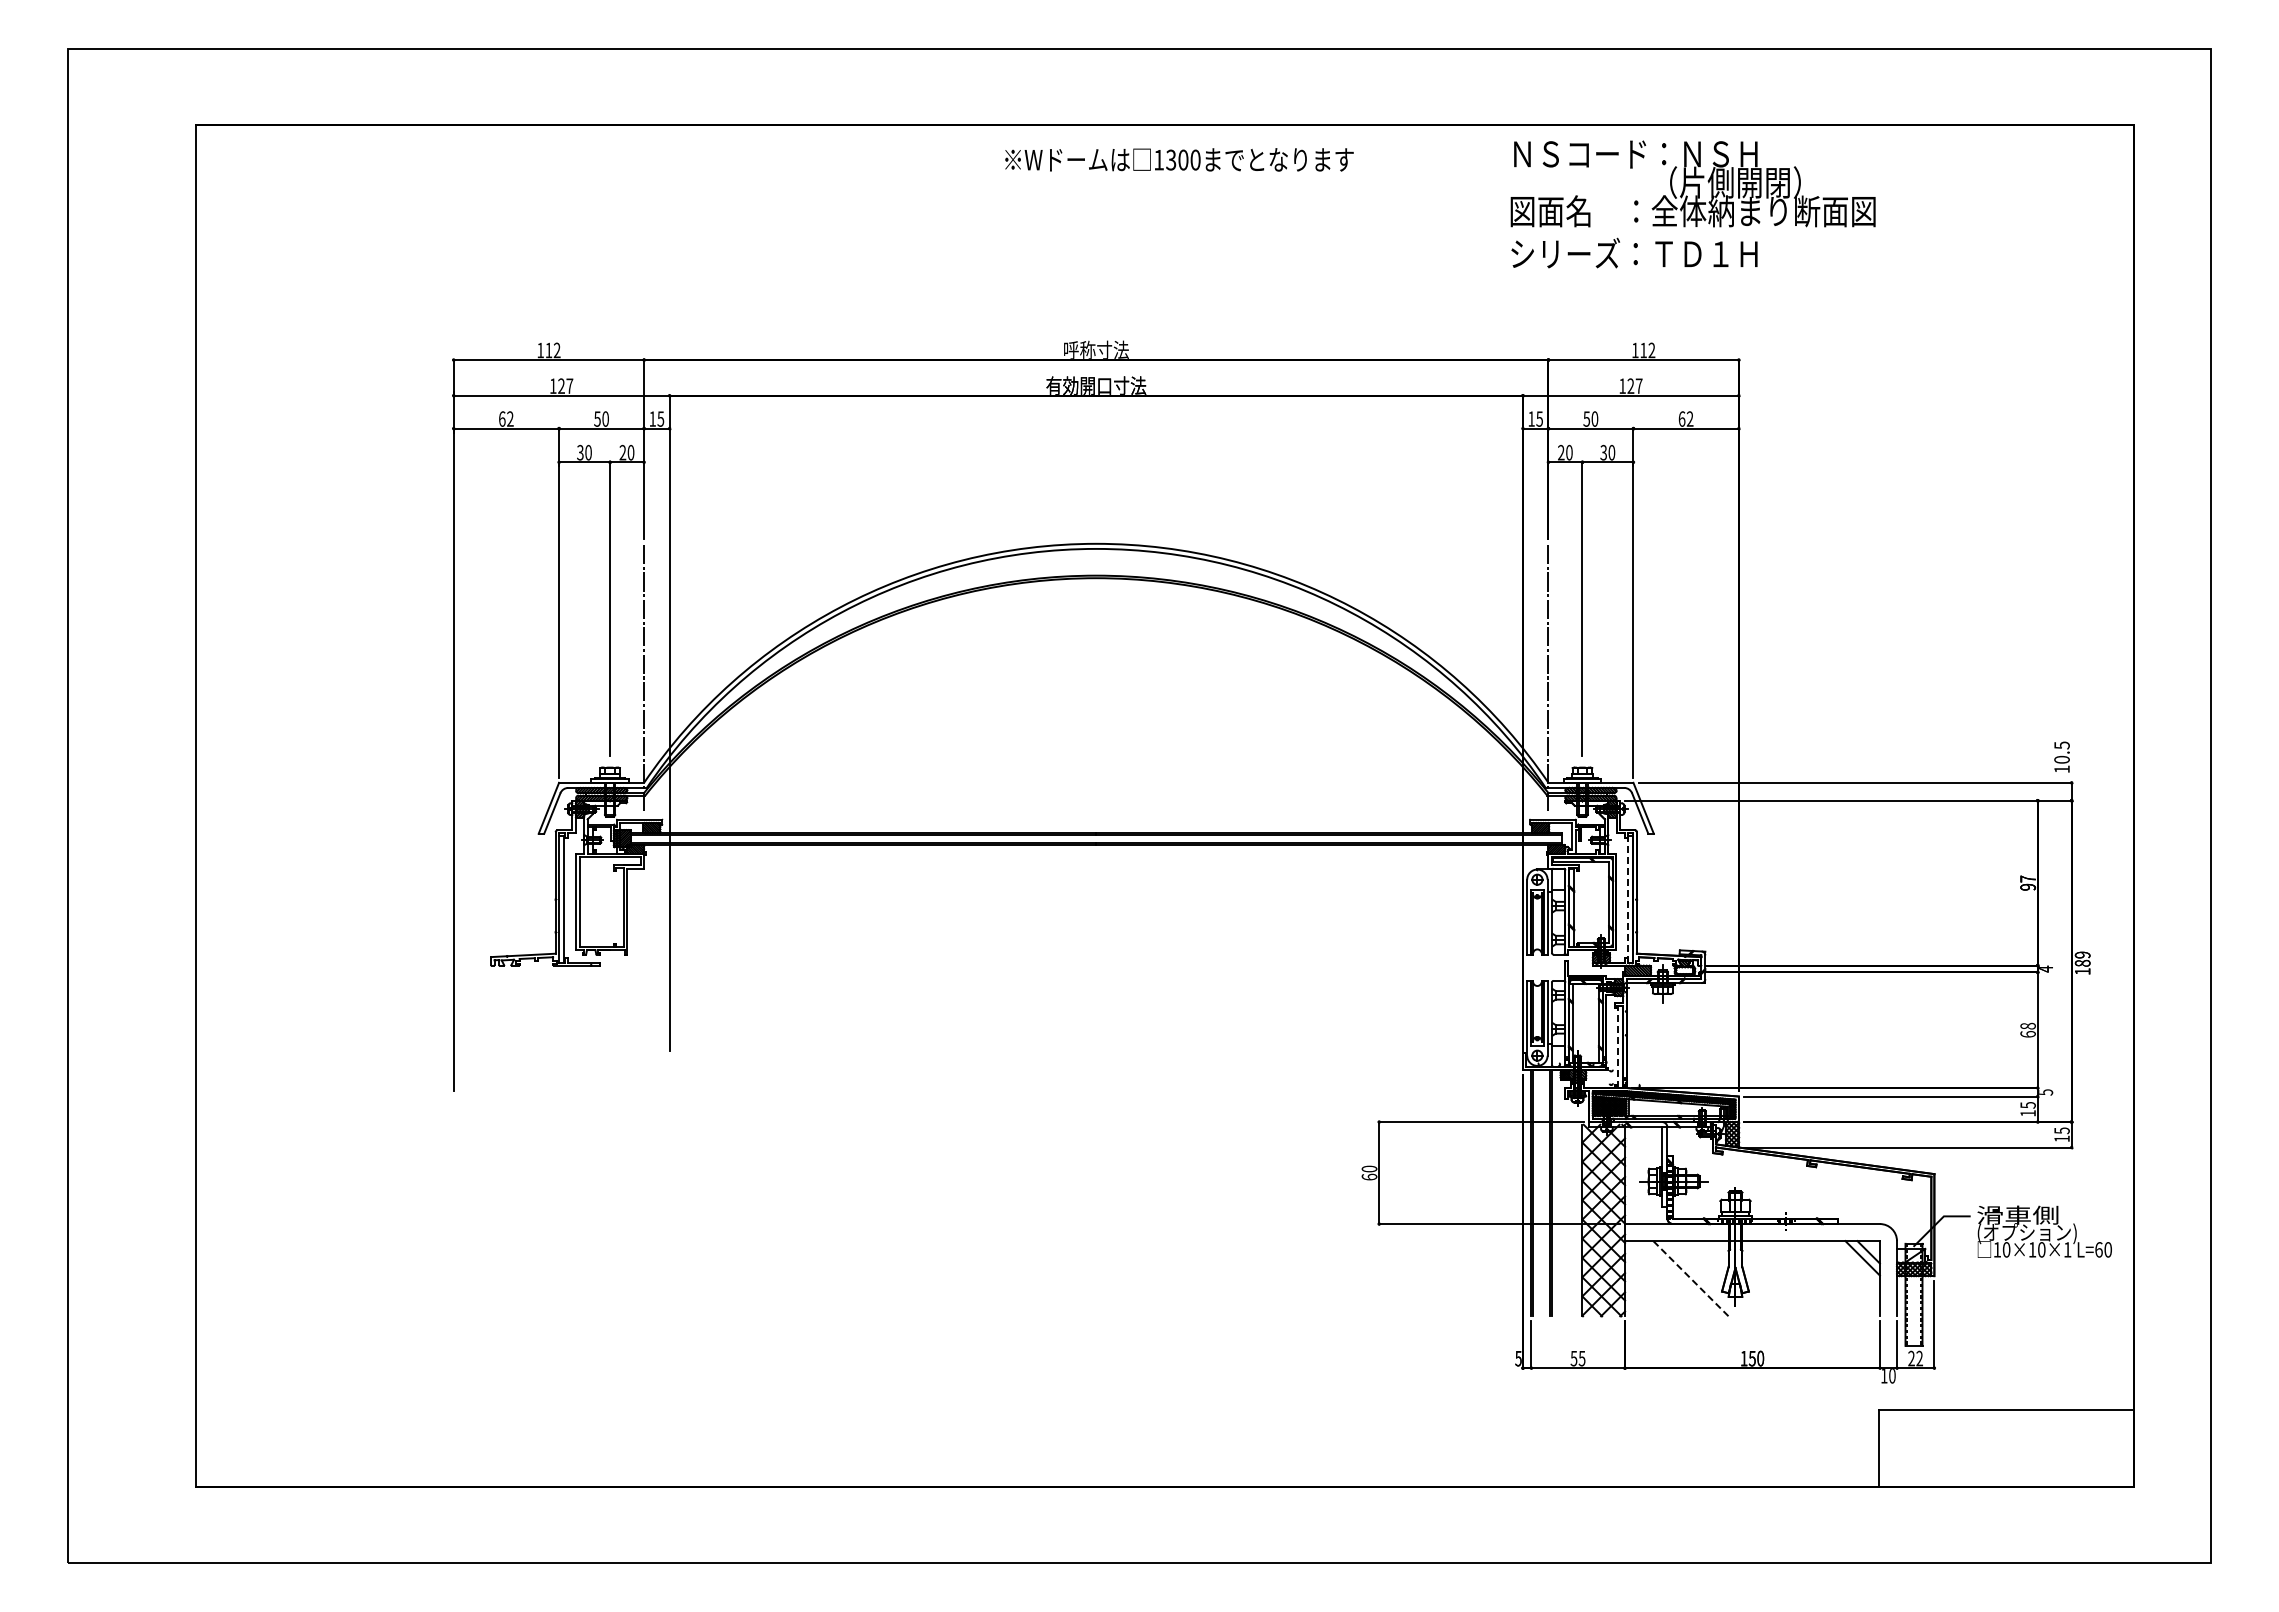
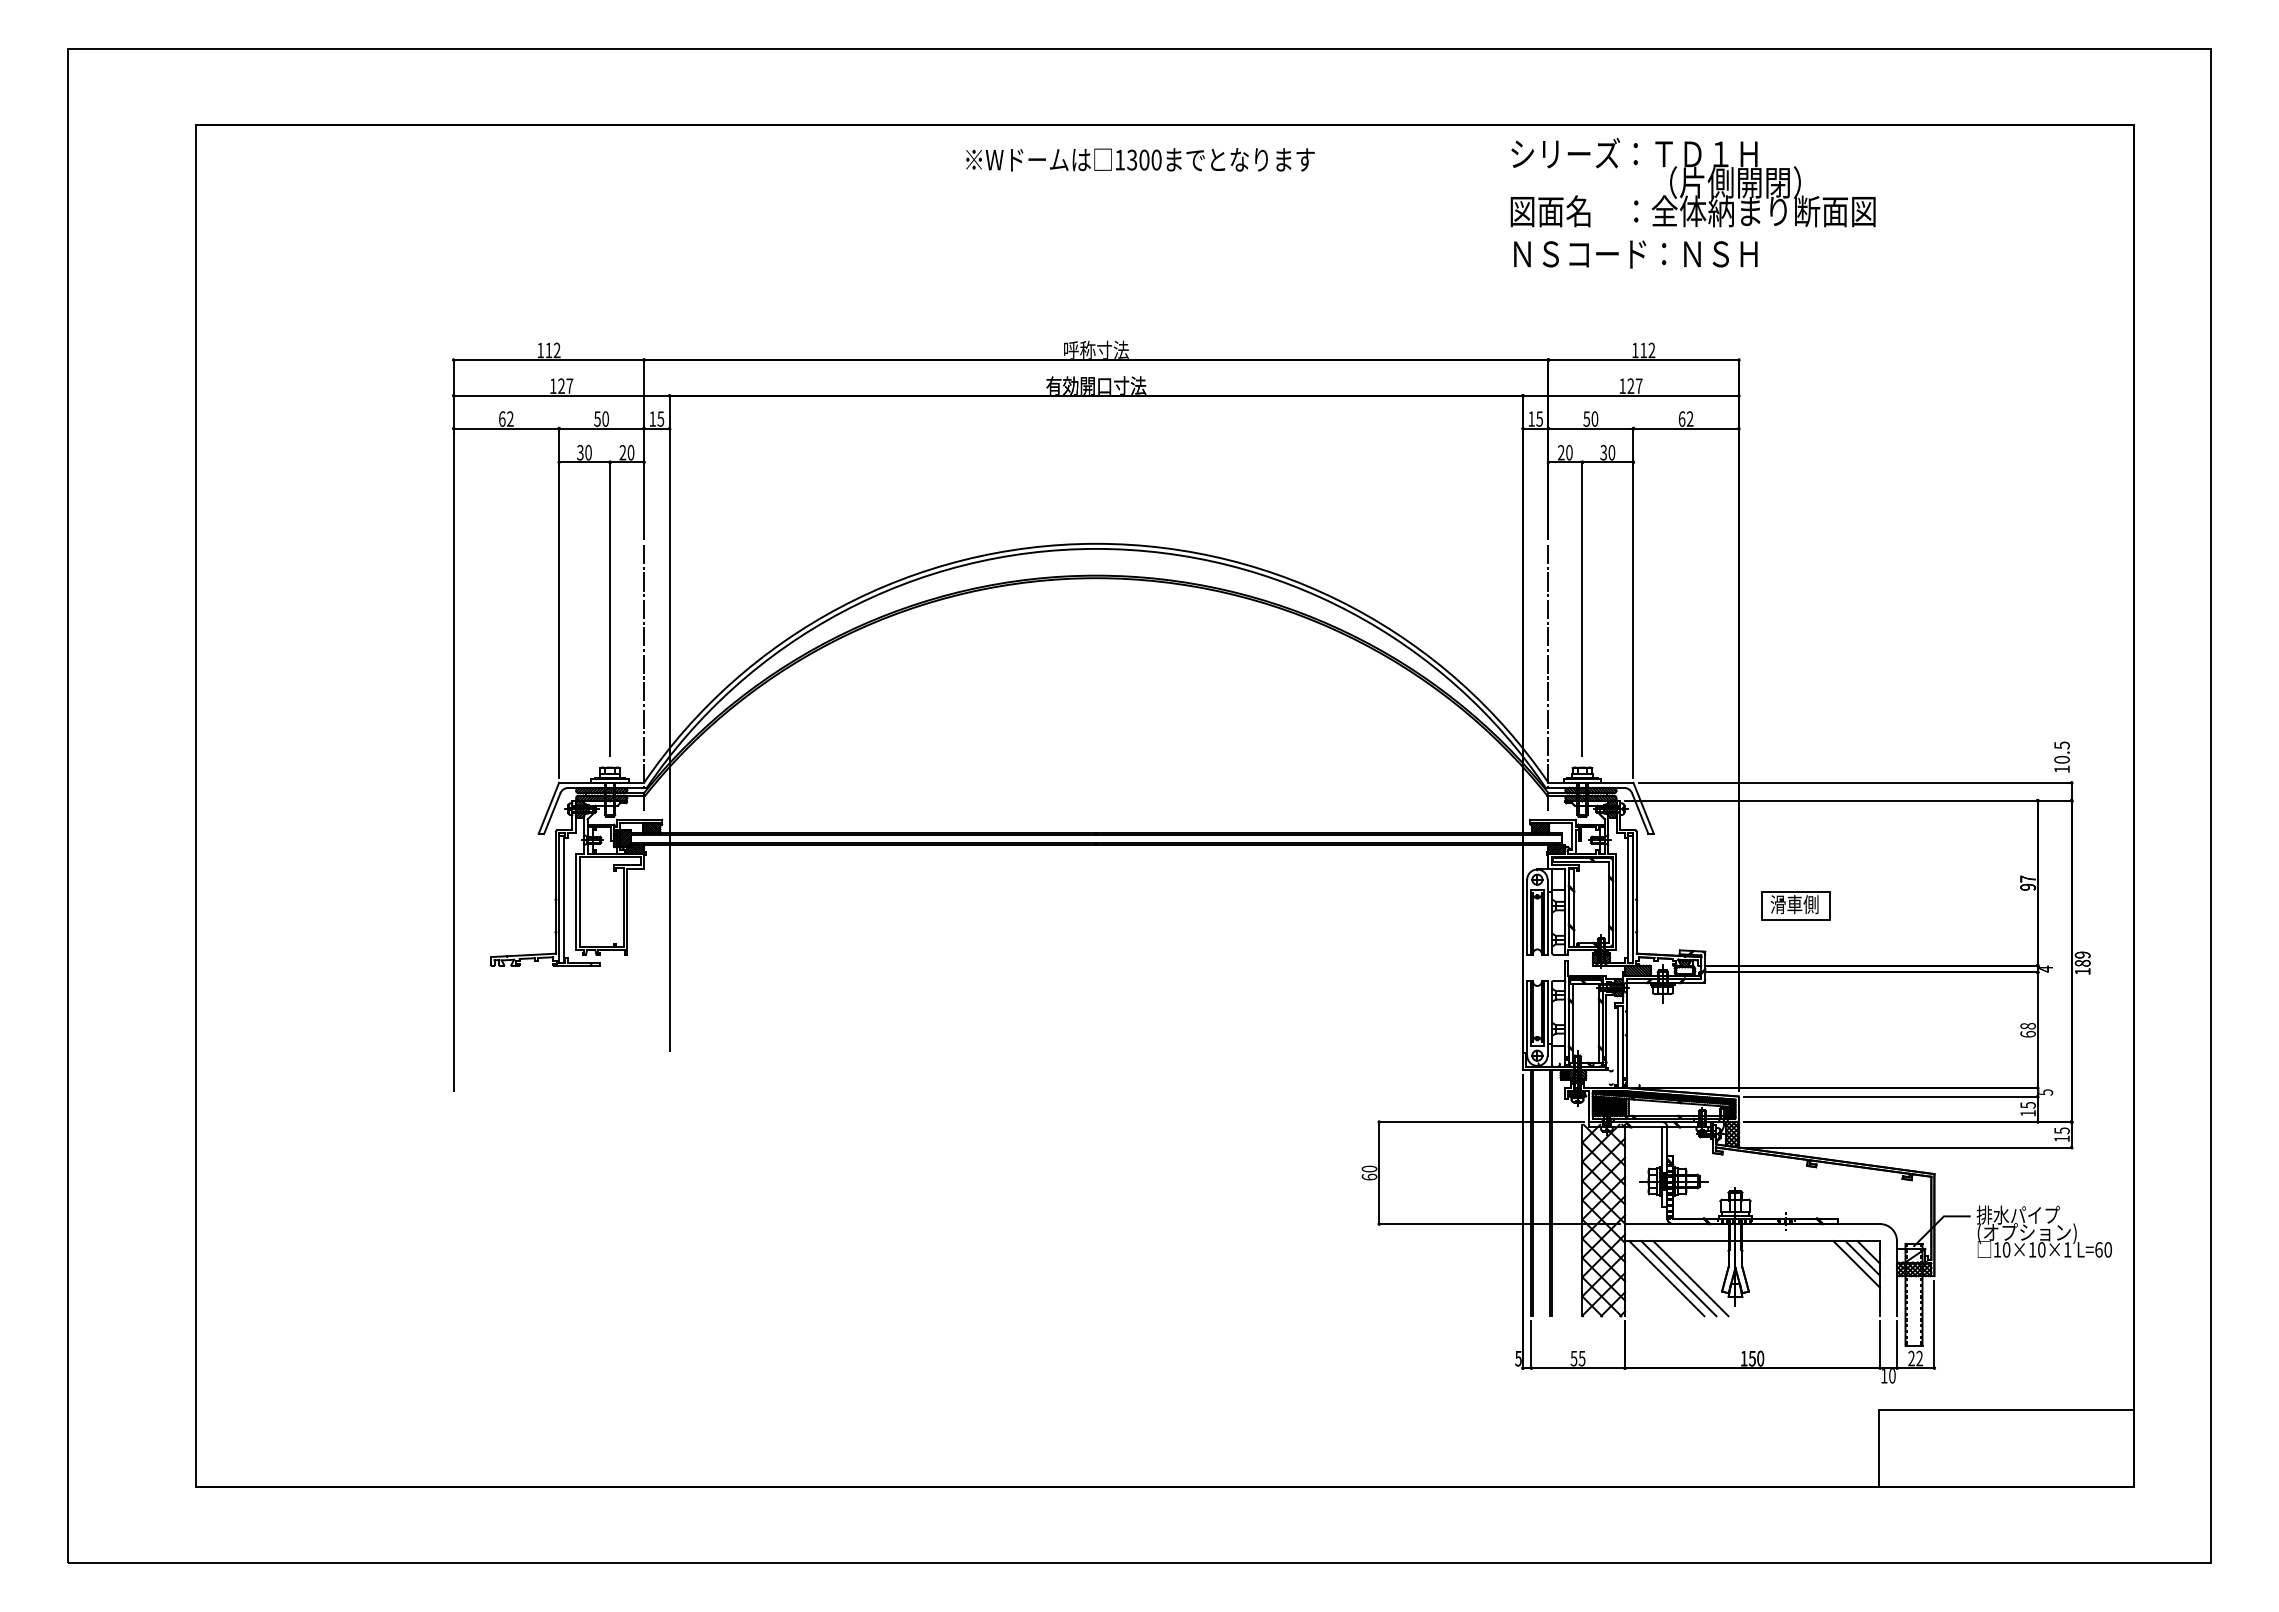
text: ＮＳコード：ＮＳＨ -> シリーズ：ＴＤ１Ｈ (1619, 152)
text position: (1179, 159) -> (1140, 159) (1140, 159)
text: シリーズ：ＴＤ１Ｈ -> ＮＳコード：ＮＳＨ (1619, 252)
line: dashed -> solid (1628, 899)
part: none -> present (1795, 905)
line: dashed -> solid (1618, 1047)
text: 滑車側 -> 排水パイプ (2017, 1214)
line: none -> present (1856, 1264)
line: none -> present (1666, 1278)
line: none -> present (1678, 1278)
line: dashed -> solid (1690, 1278)
